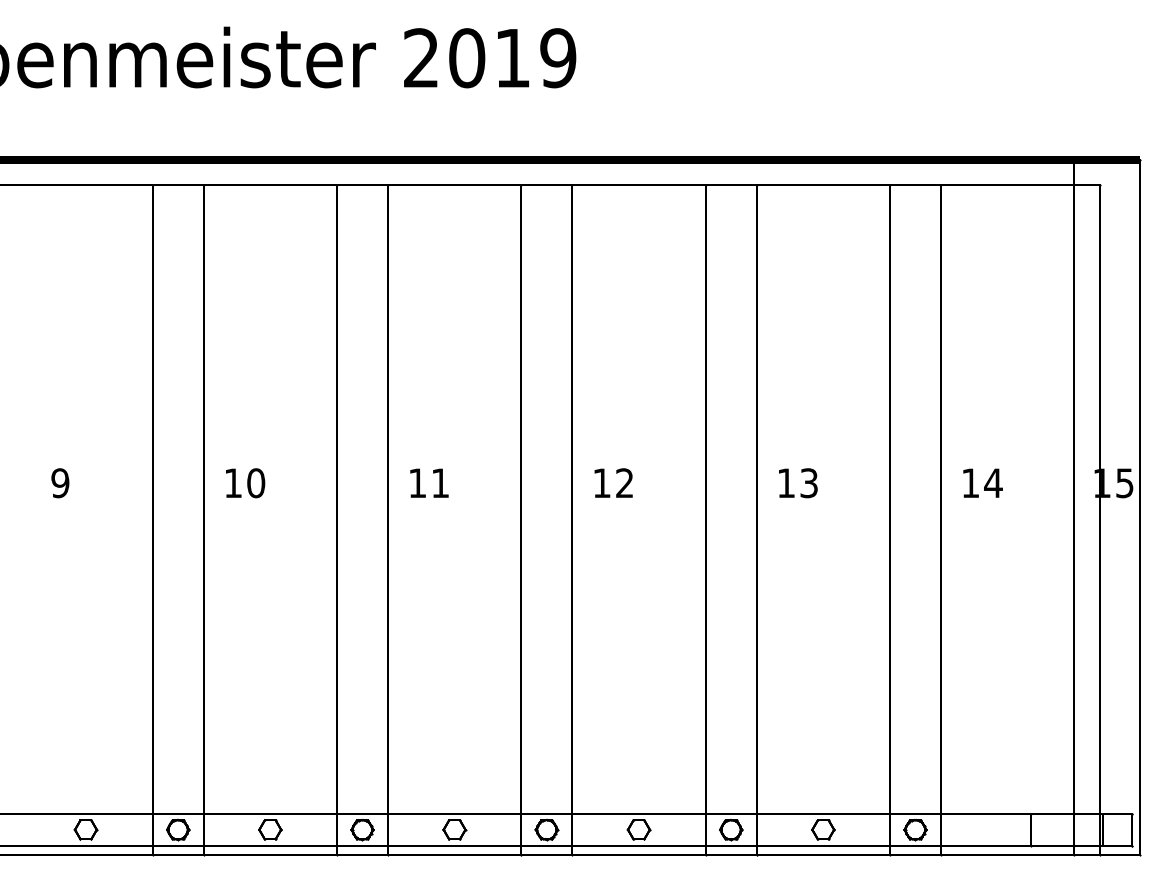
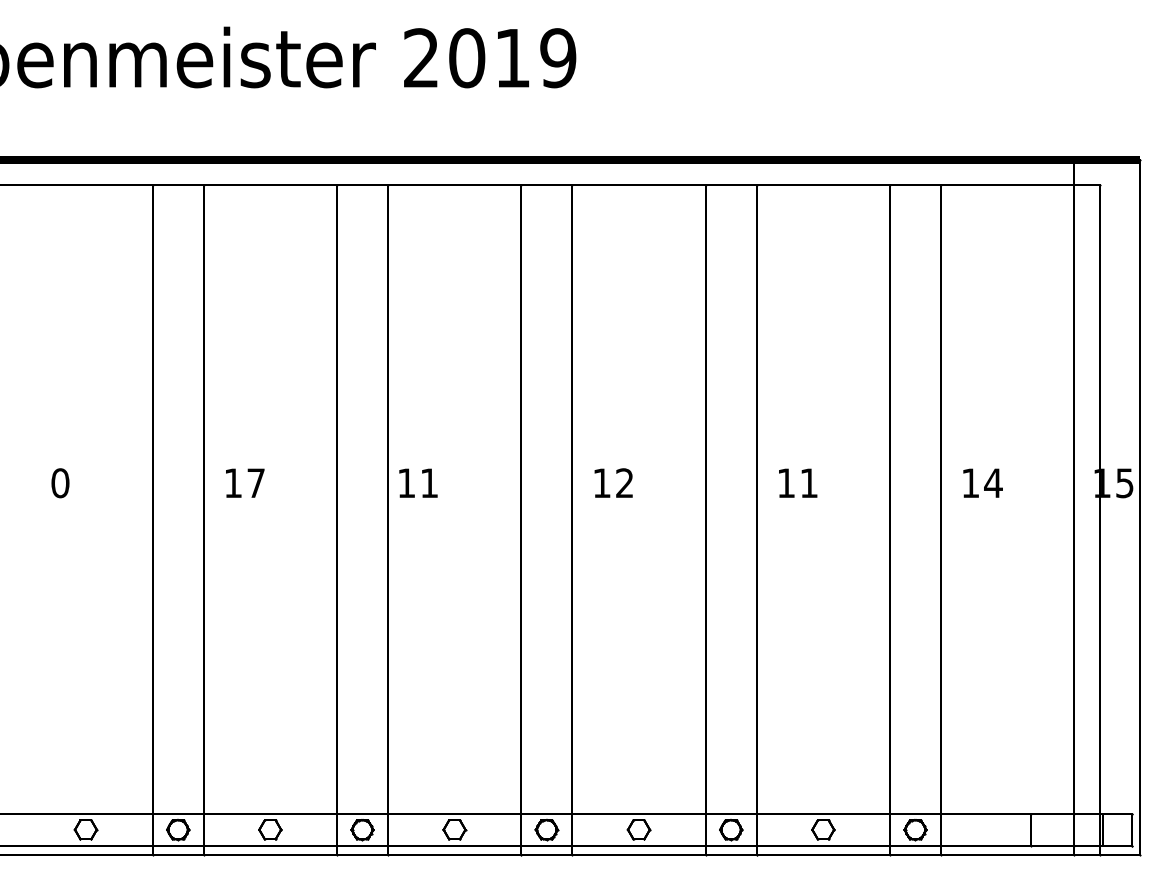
text position: (429, 482) -> (418, 482) (418, 482)
text: 9 -> 0 (60, 483)
text: 10 -> 17 (256, 483)
text: 13 -> 11 (808, 483)
